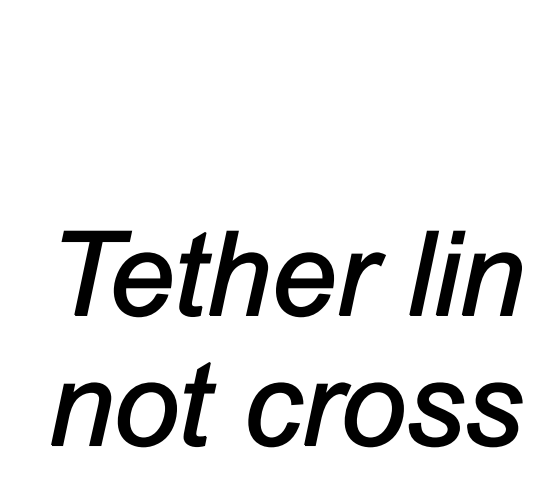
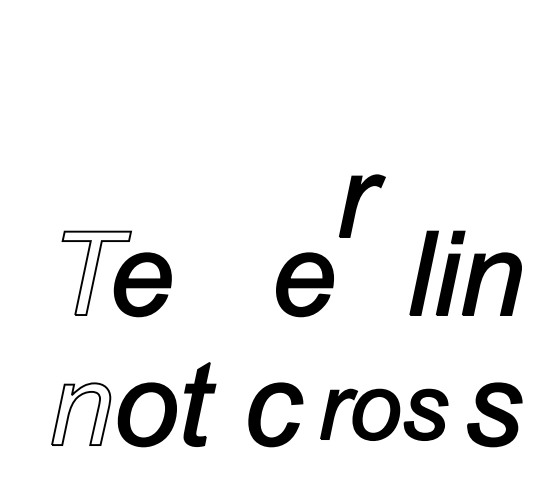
fill: present -> none (96, 273)
part: present -> none (223, 273)
part position: (362, 283) -> (362, 205) (362, 205)
fill: present -> none (81, 414)
part size: 161x66 px -> 129x53 px (384, 414)
